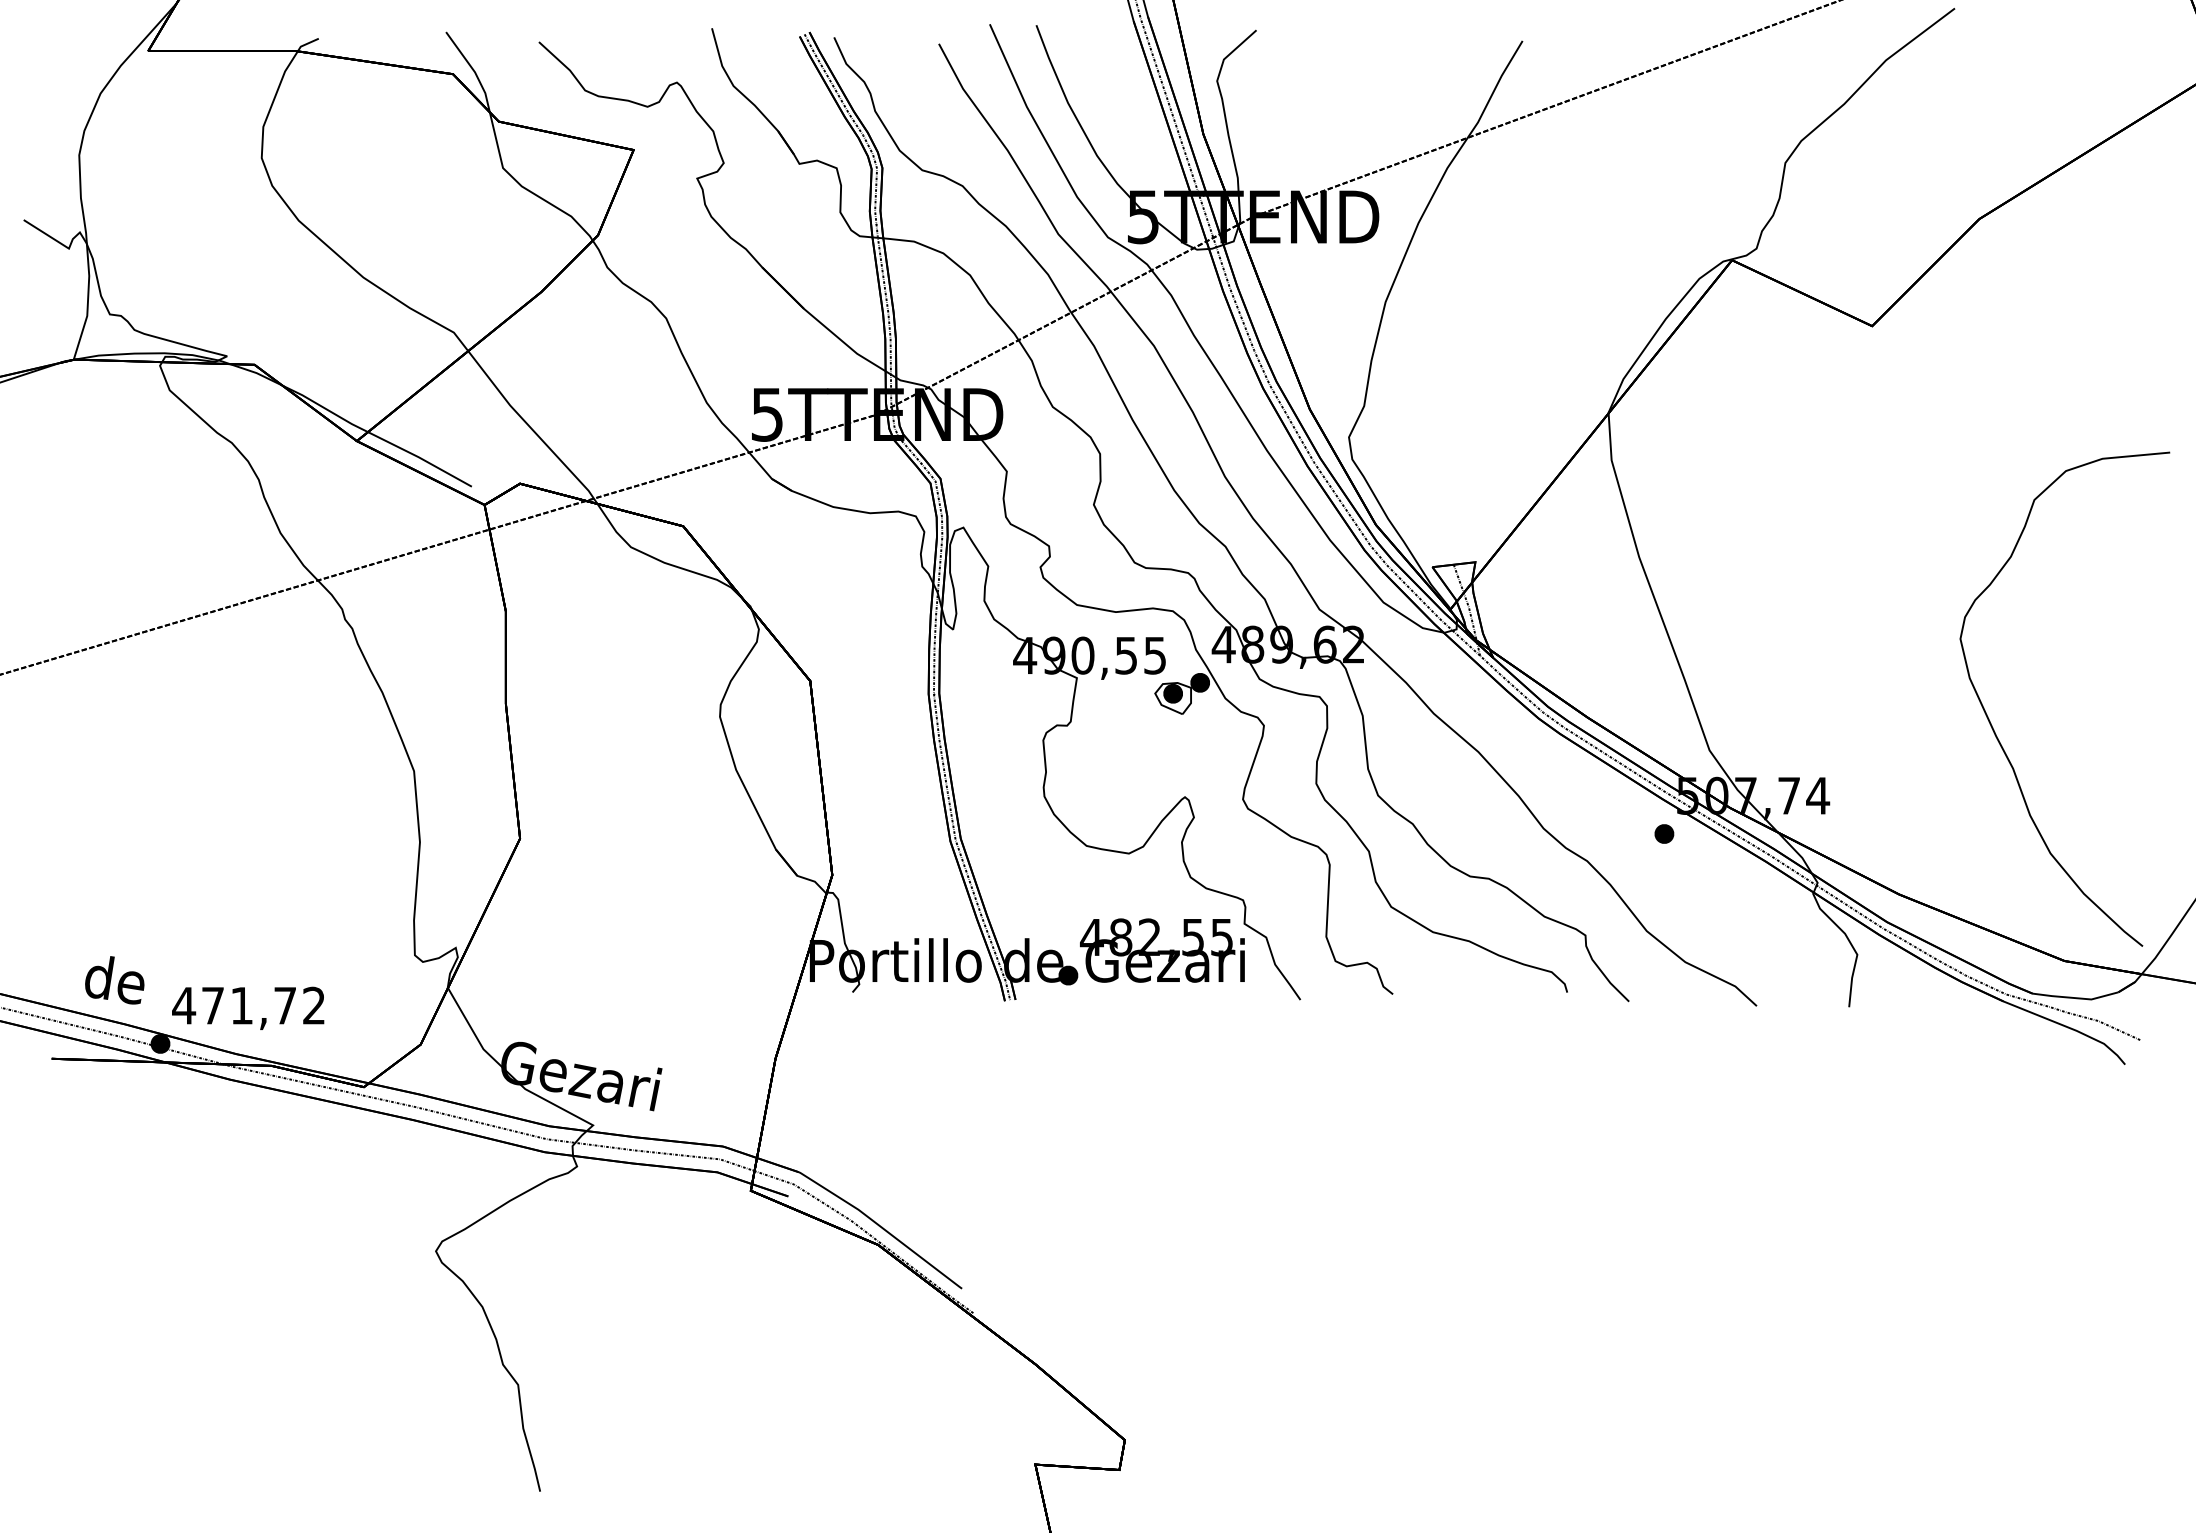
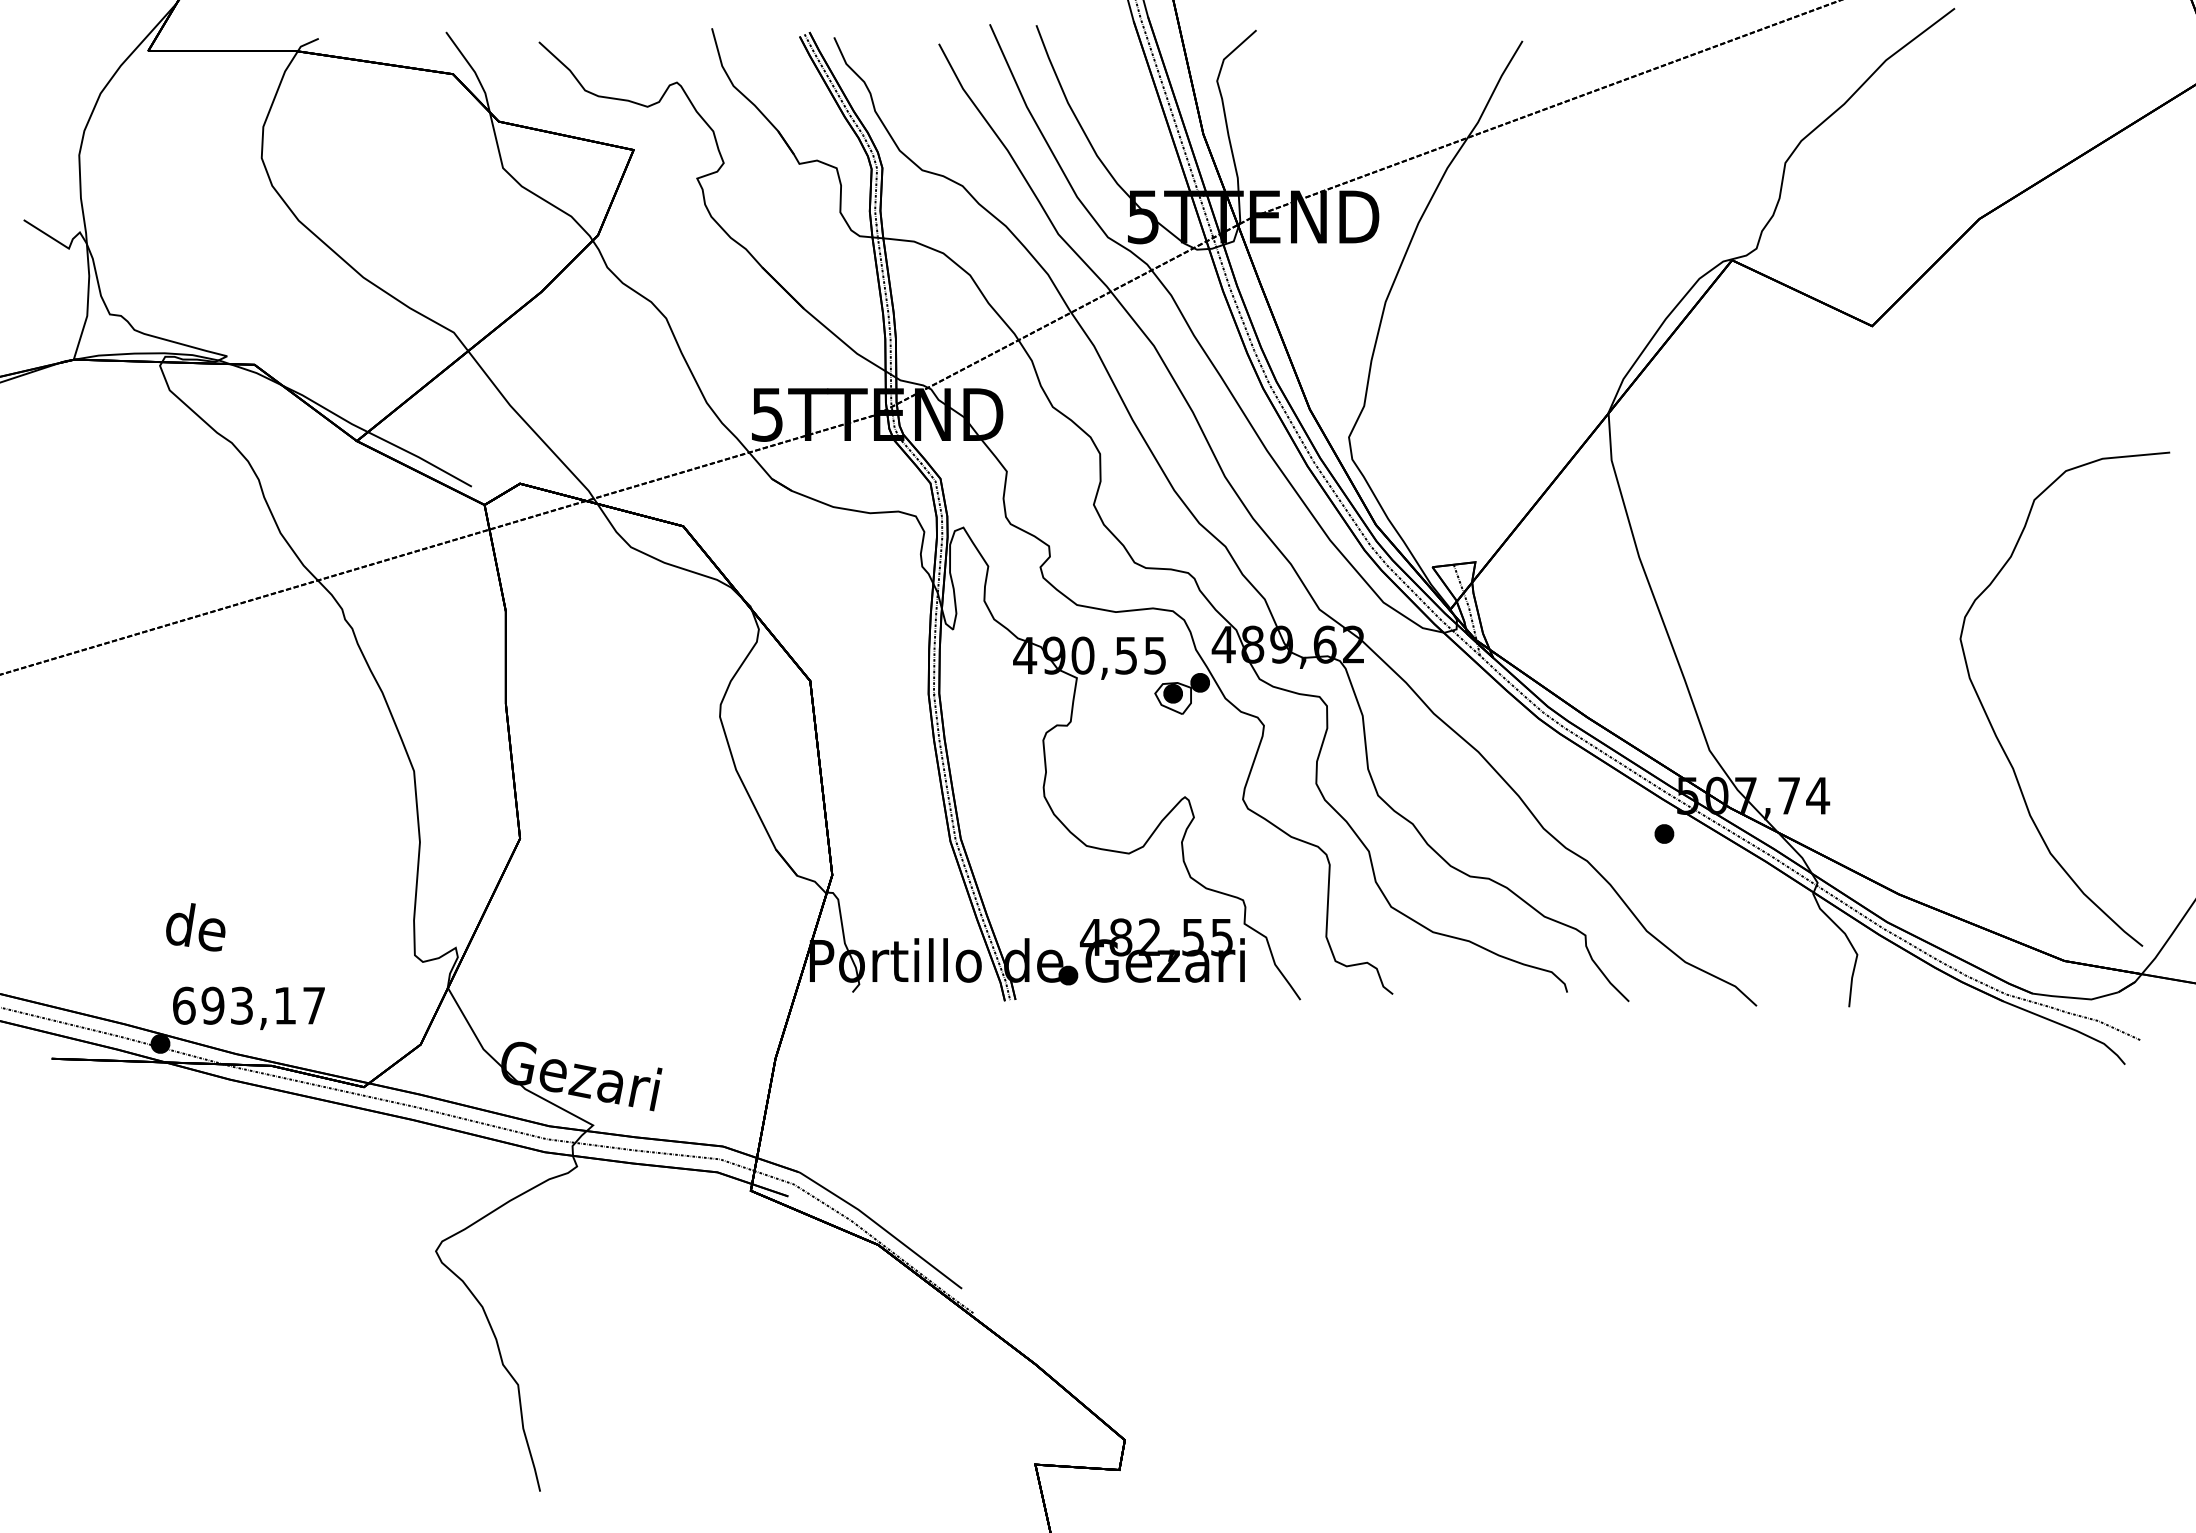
text position: (114, 980) -> (195, 927) (195, 927)
text: 471,72 -> 693,17 (248, 1005)
